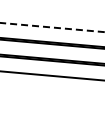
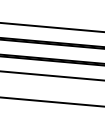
line: dashed -> solid (52, 27)
line: none -> present (51, 101)
